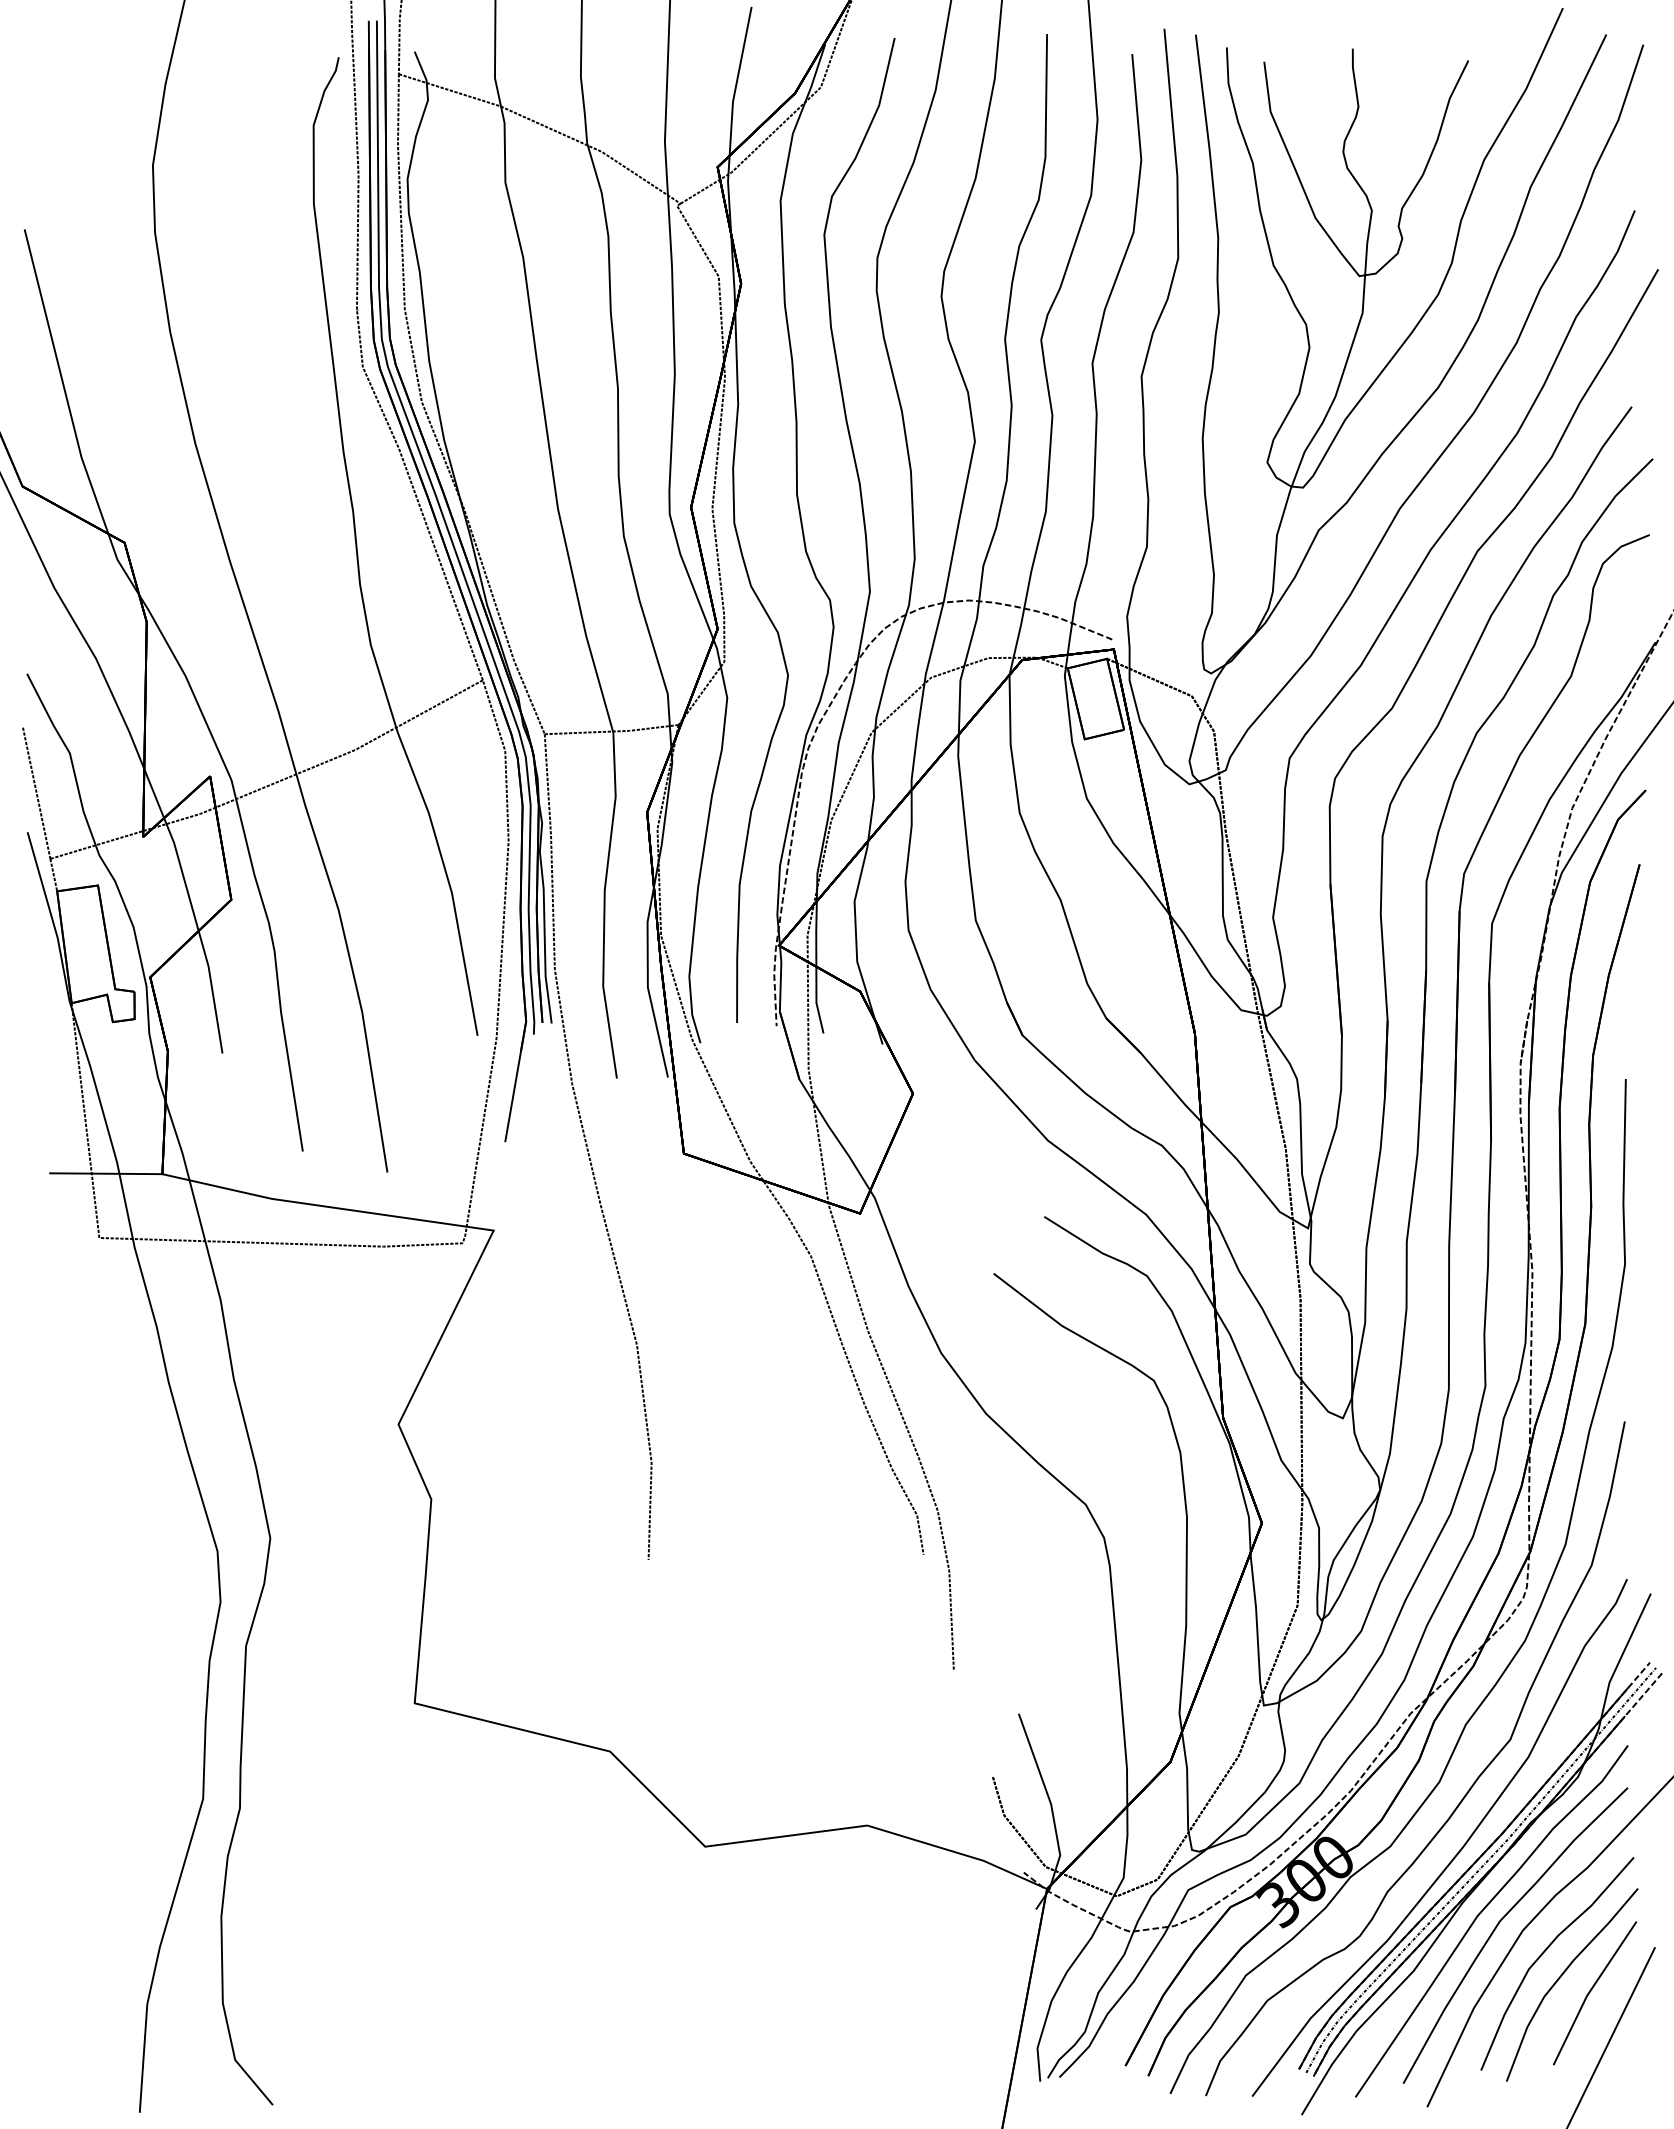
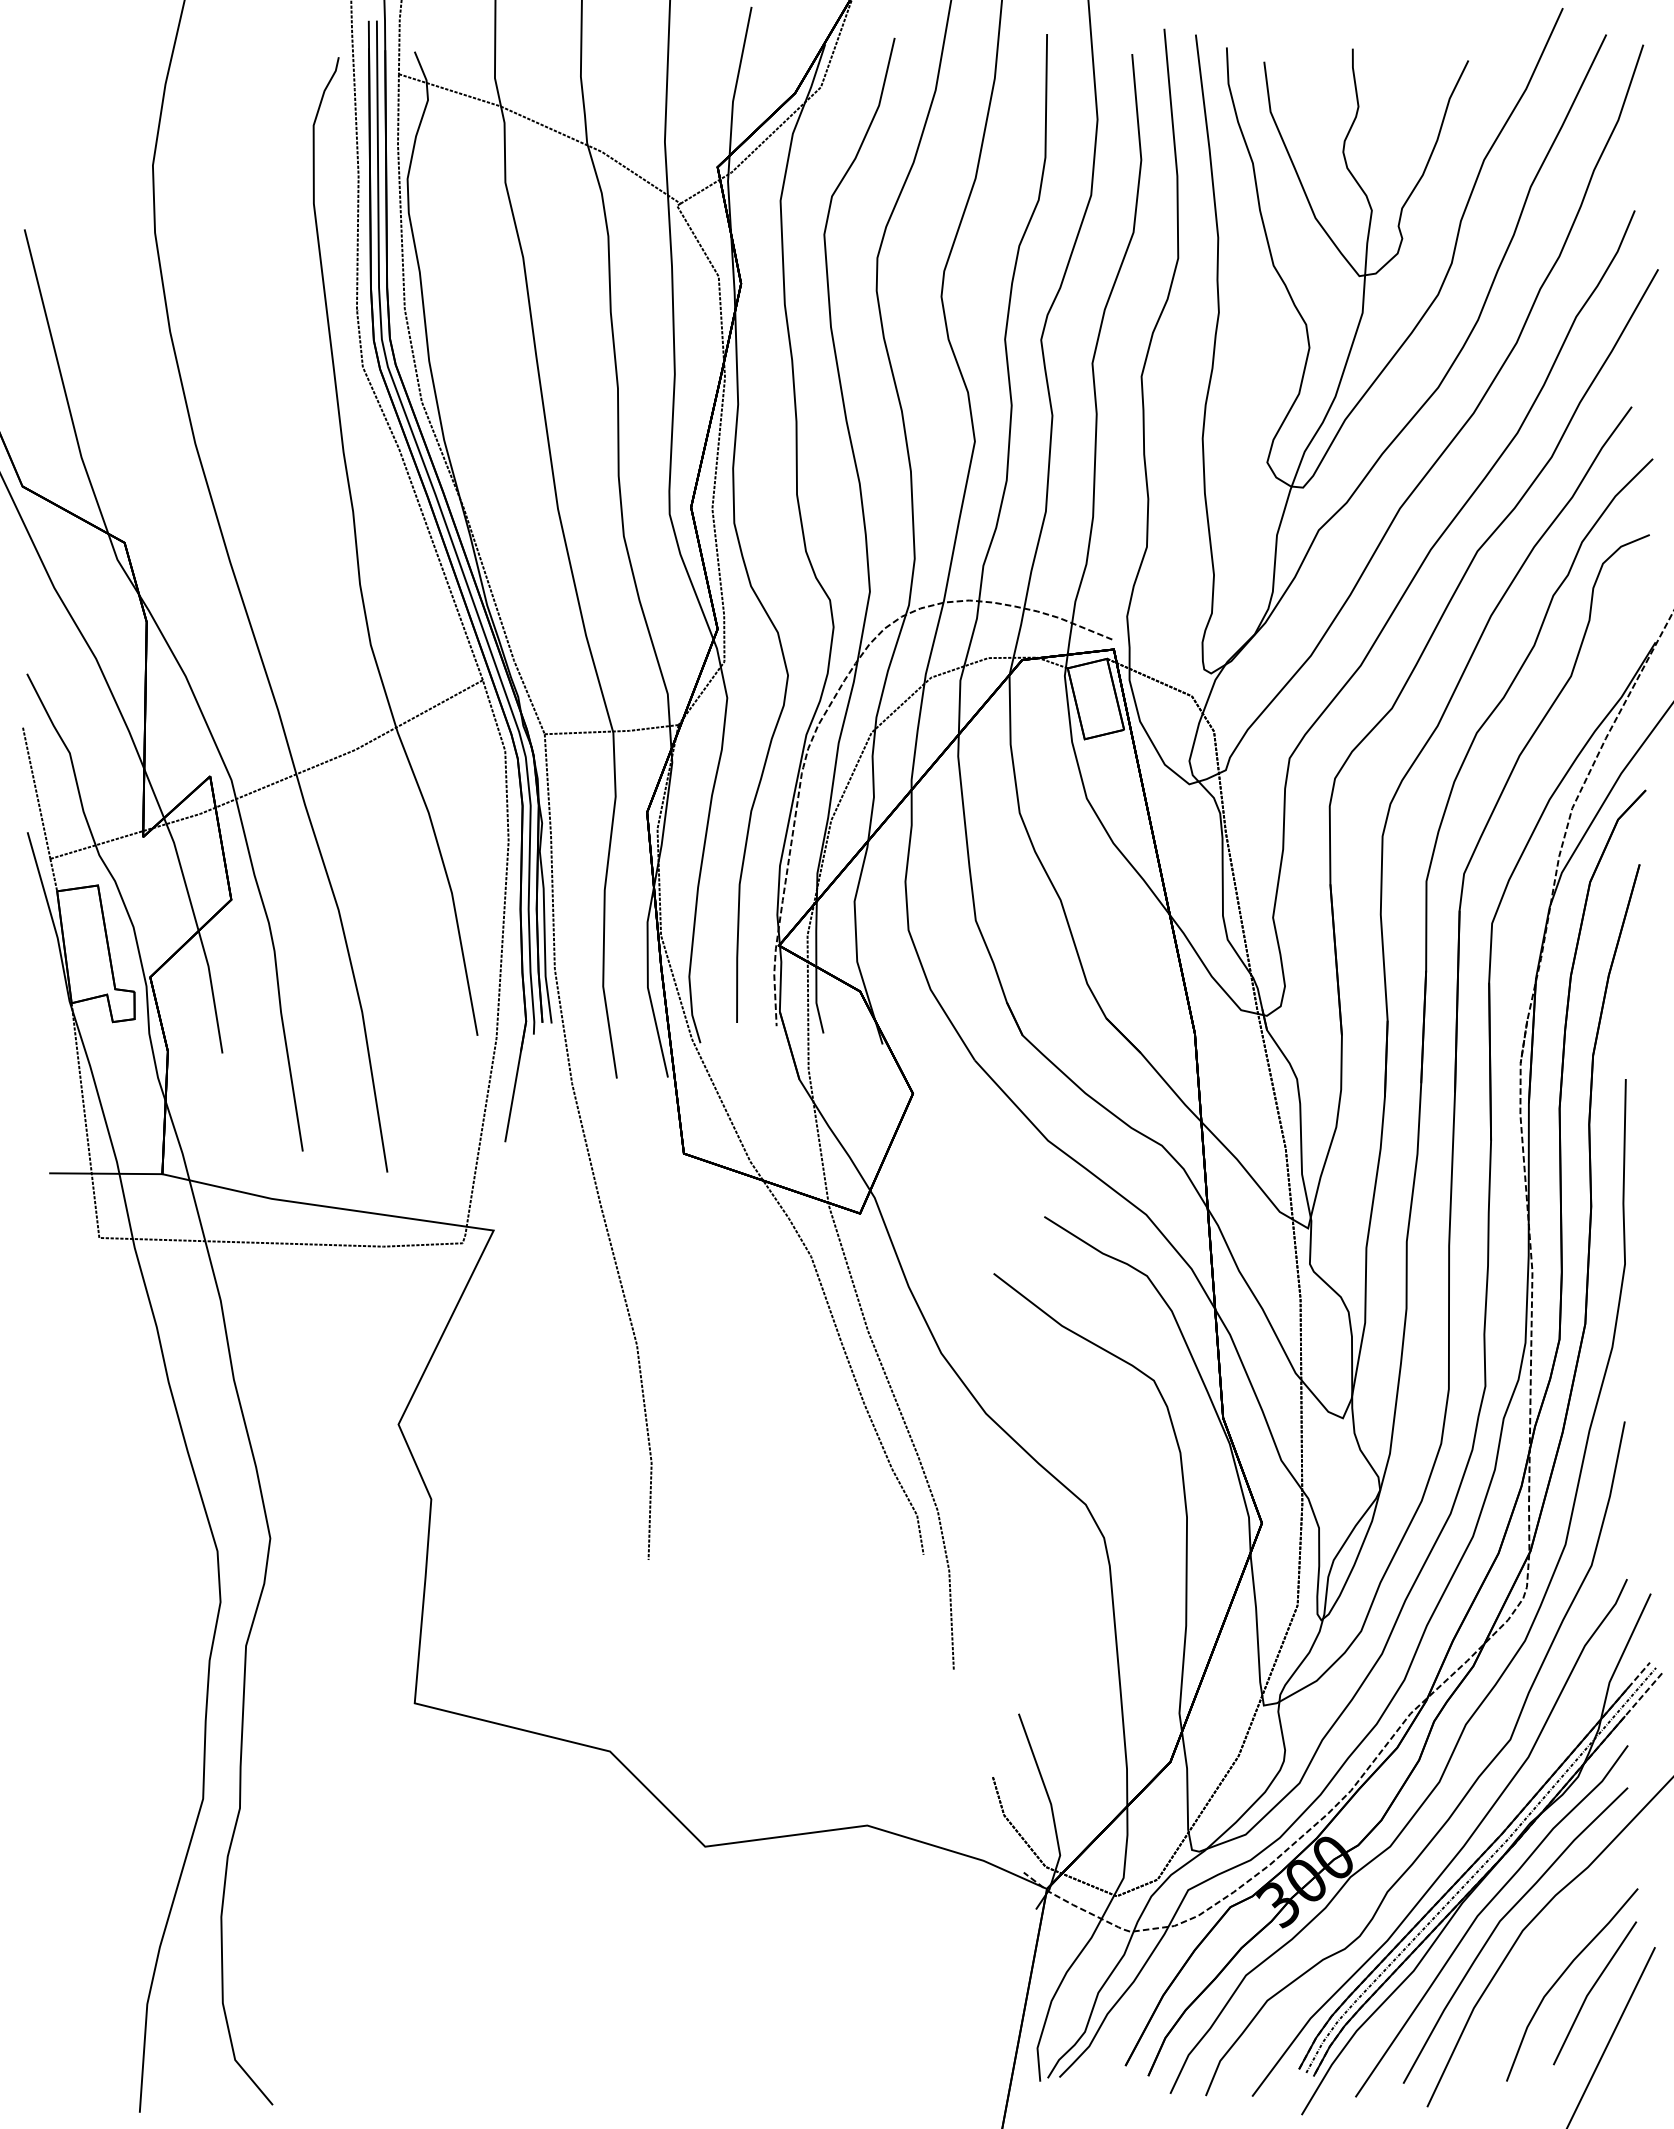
curve: present -> none (1543, 1954)
